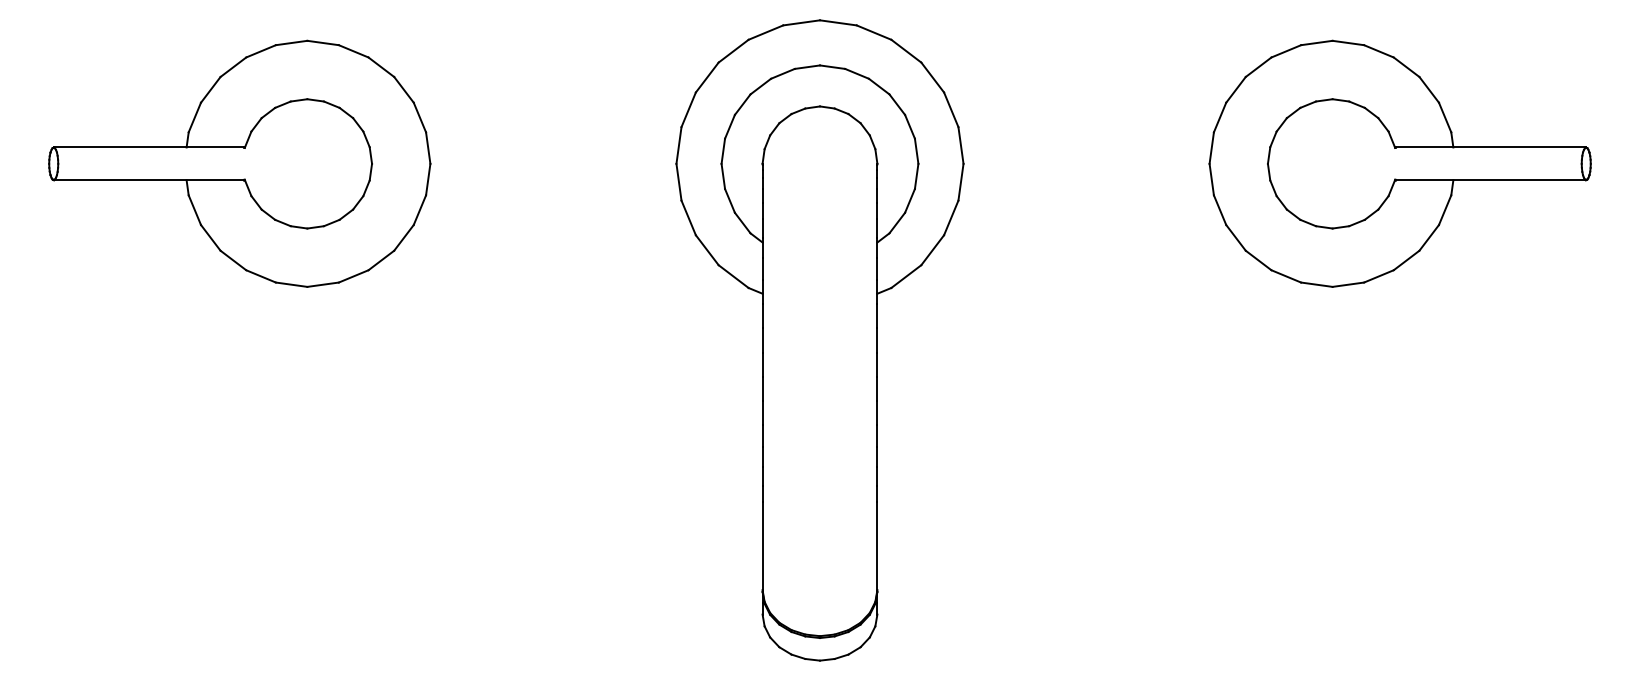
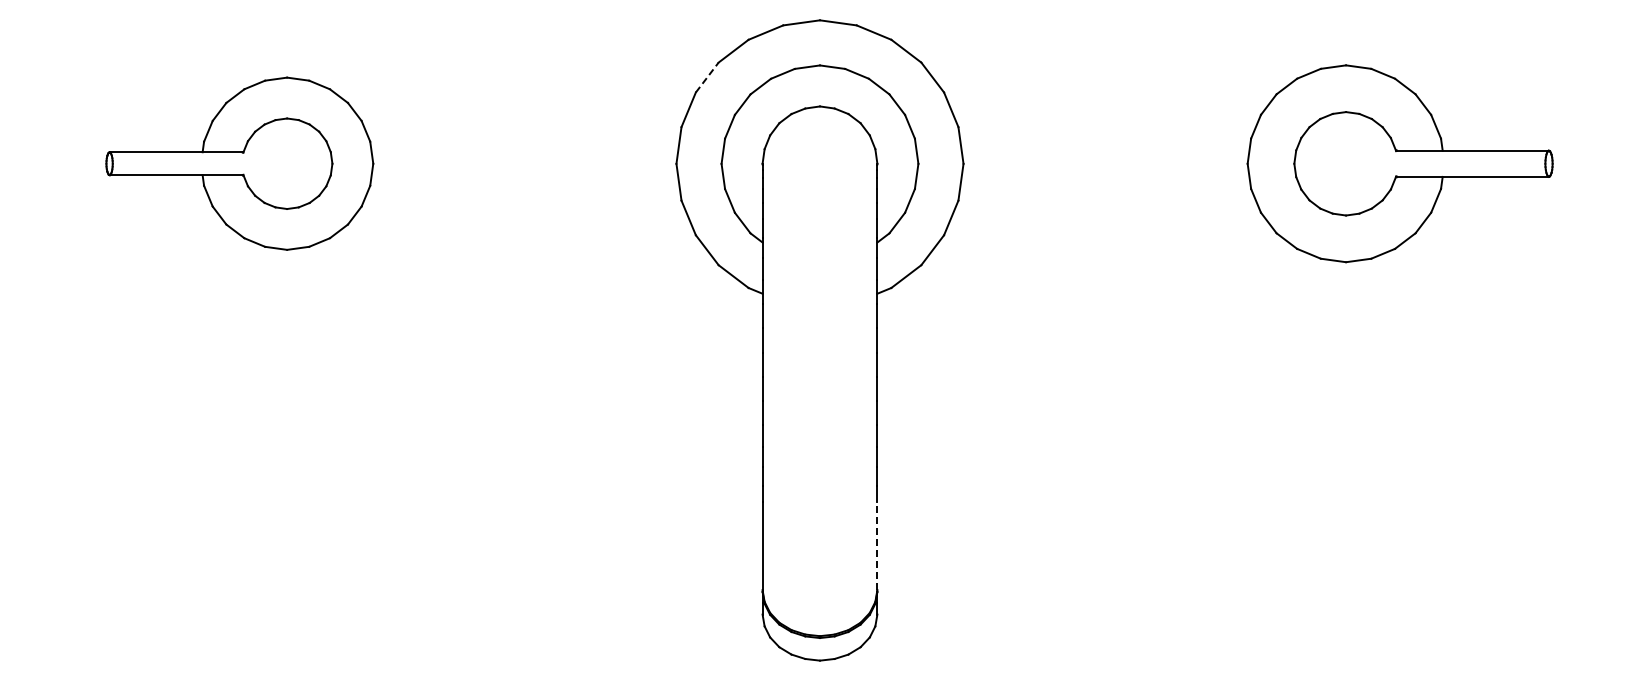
line: solid -> dashed (707, 77)
part size: 384x249 px -> 270x175 px (239, 163)
part size: 384x249 px -> 308x200 px (1399, 163)
line: solid -> dashed (877, 546)
